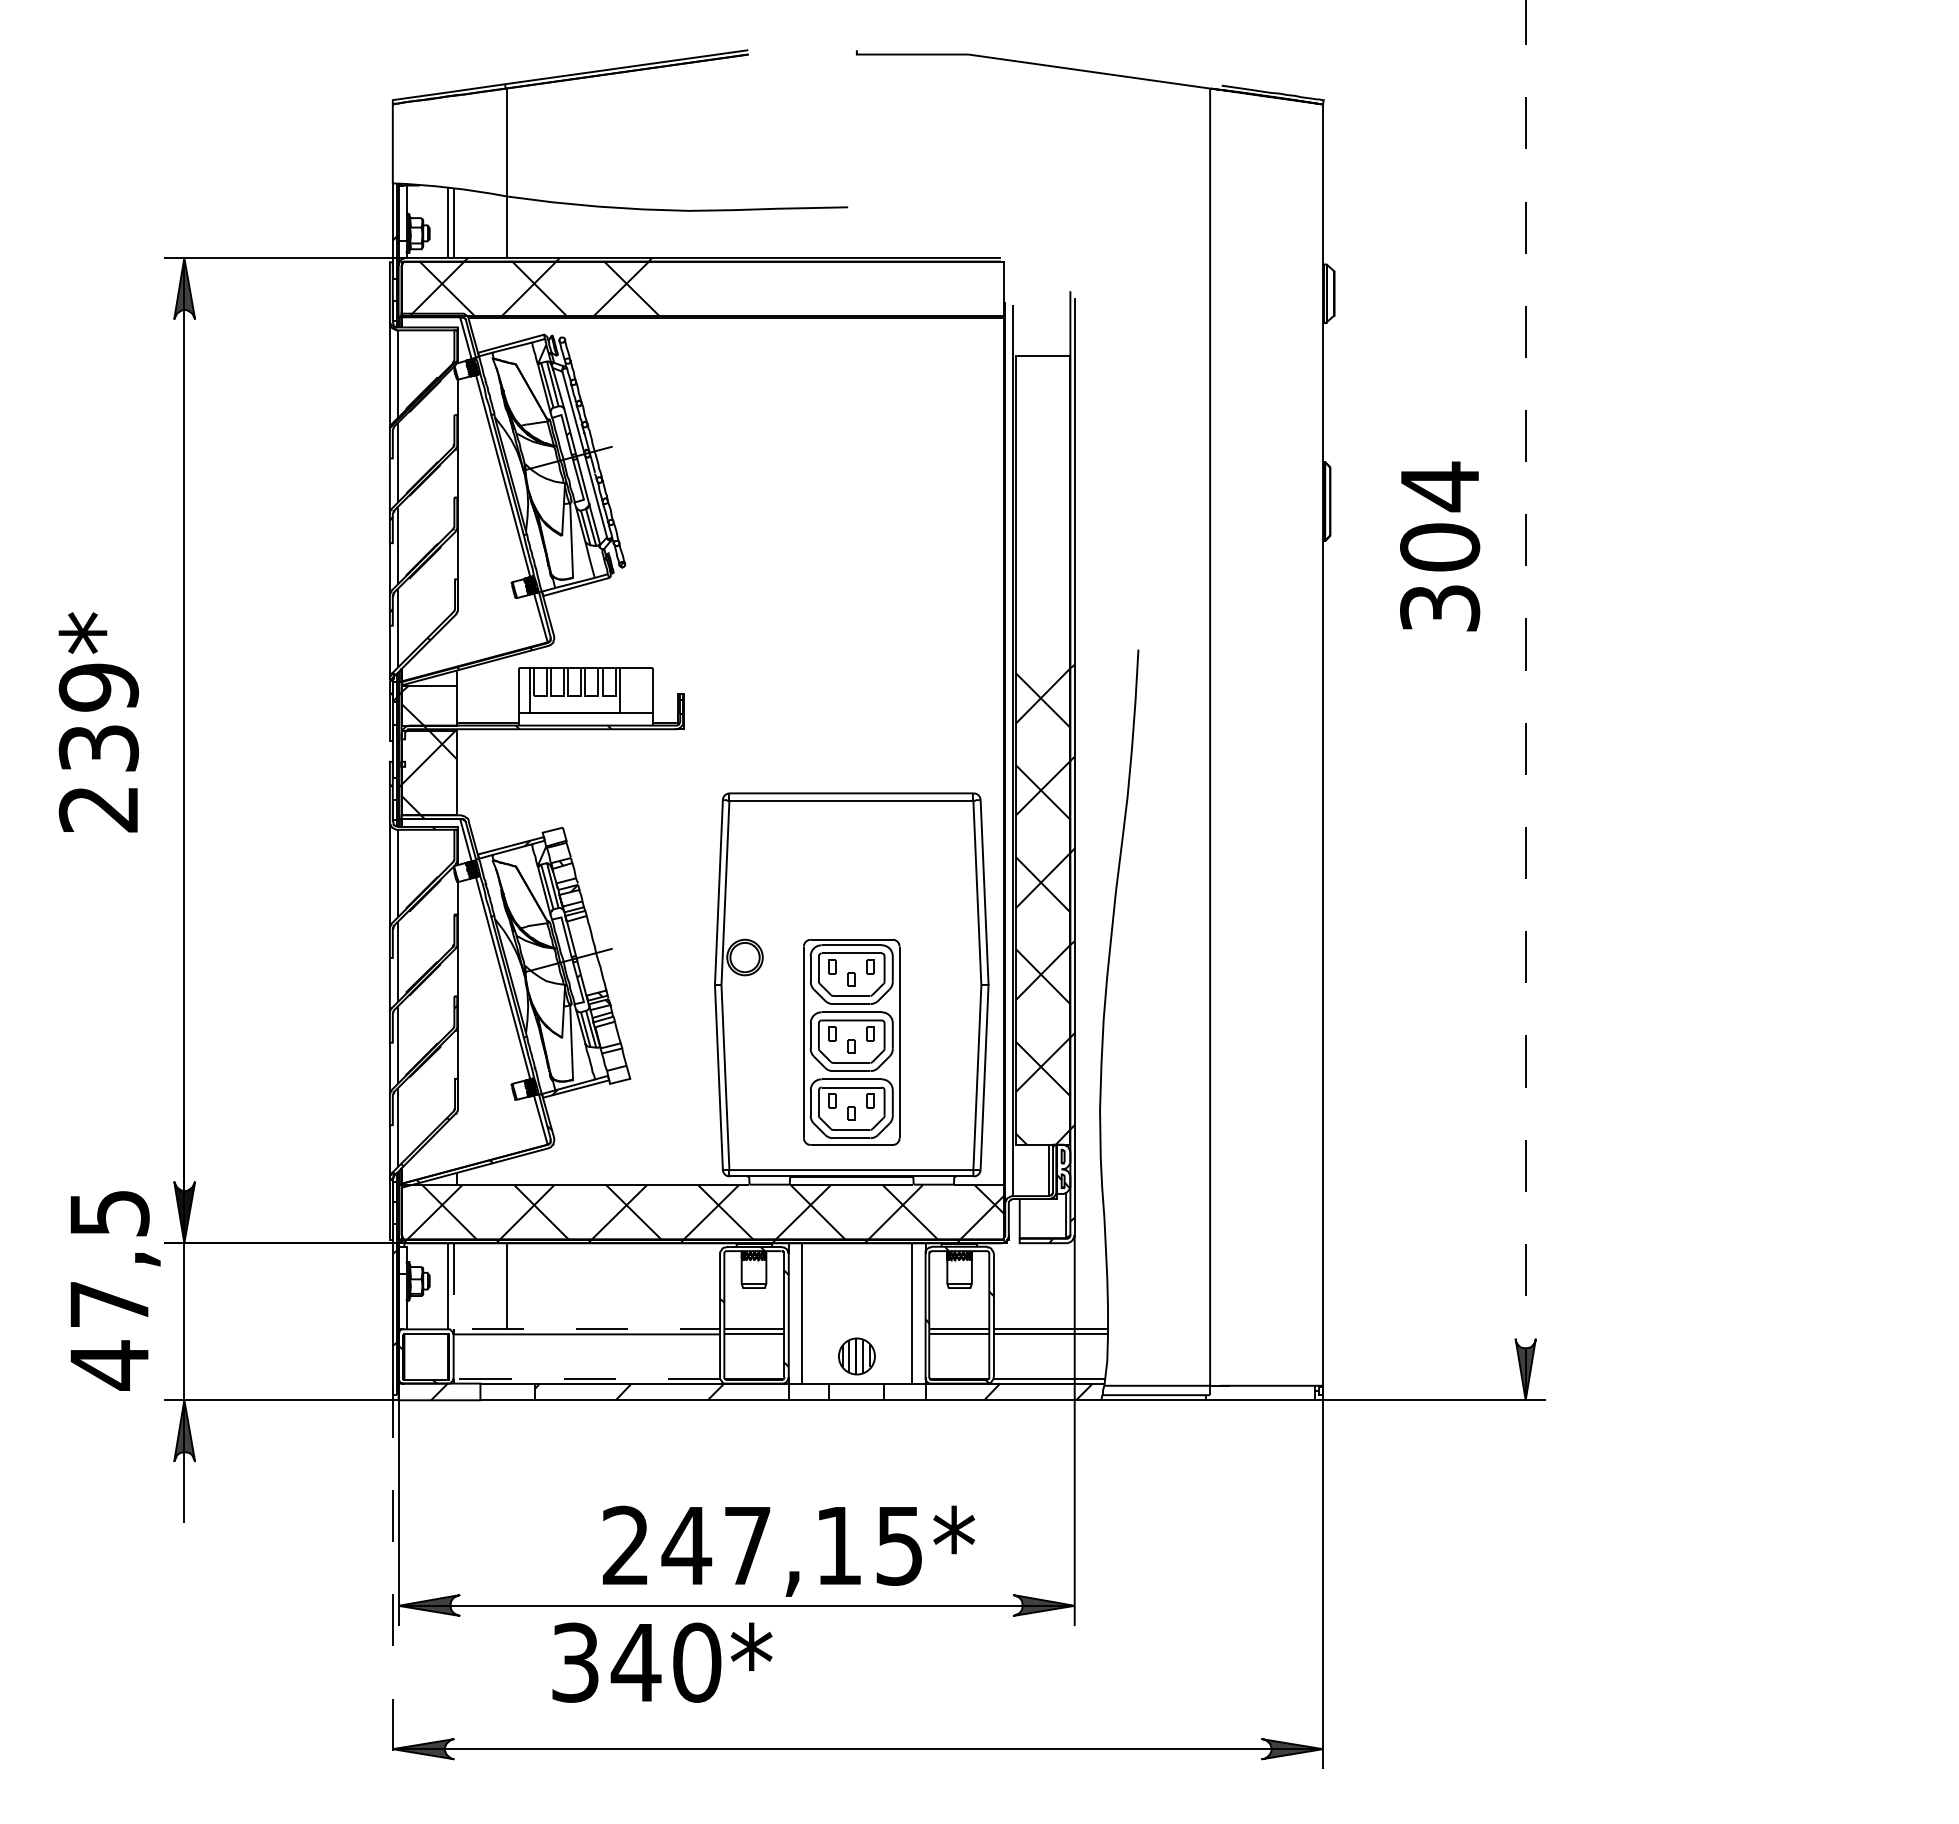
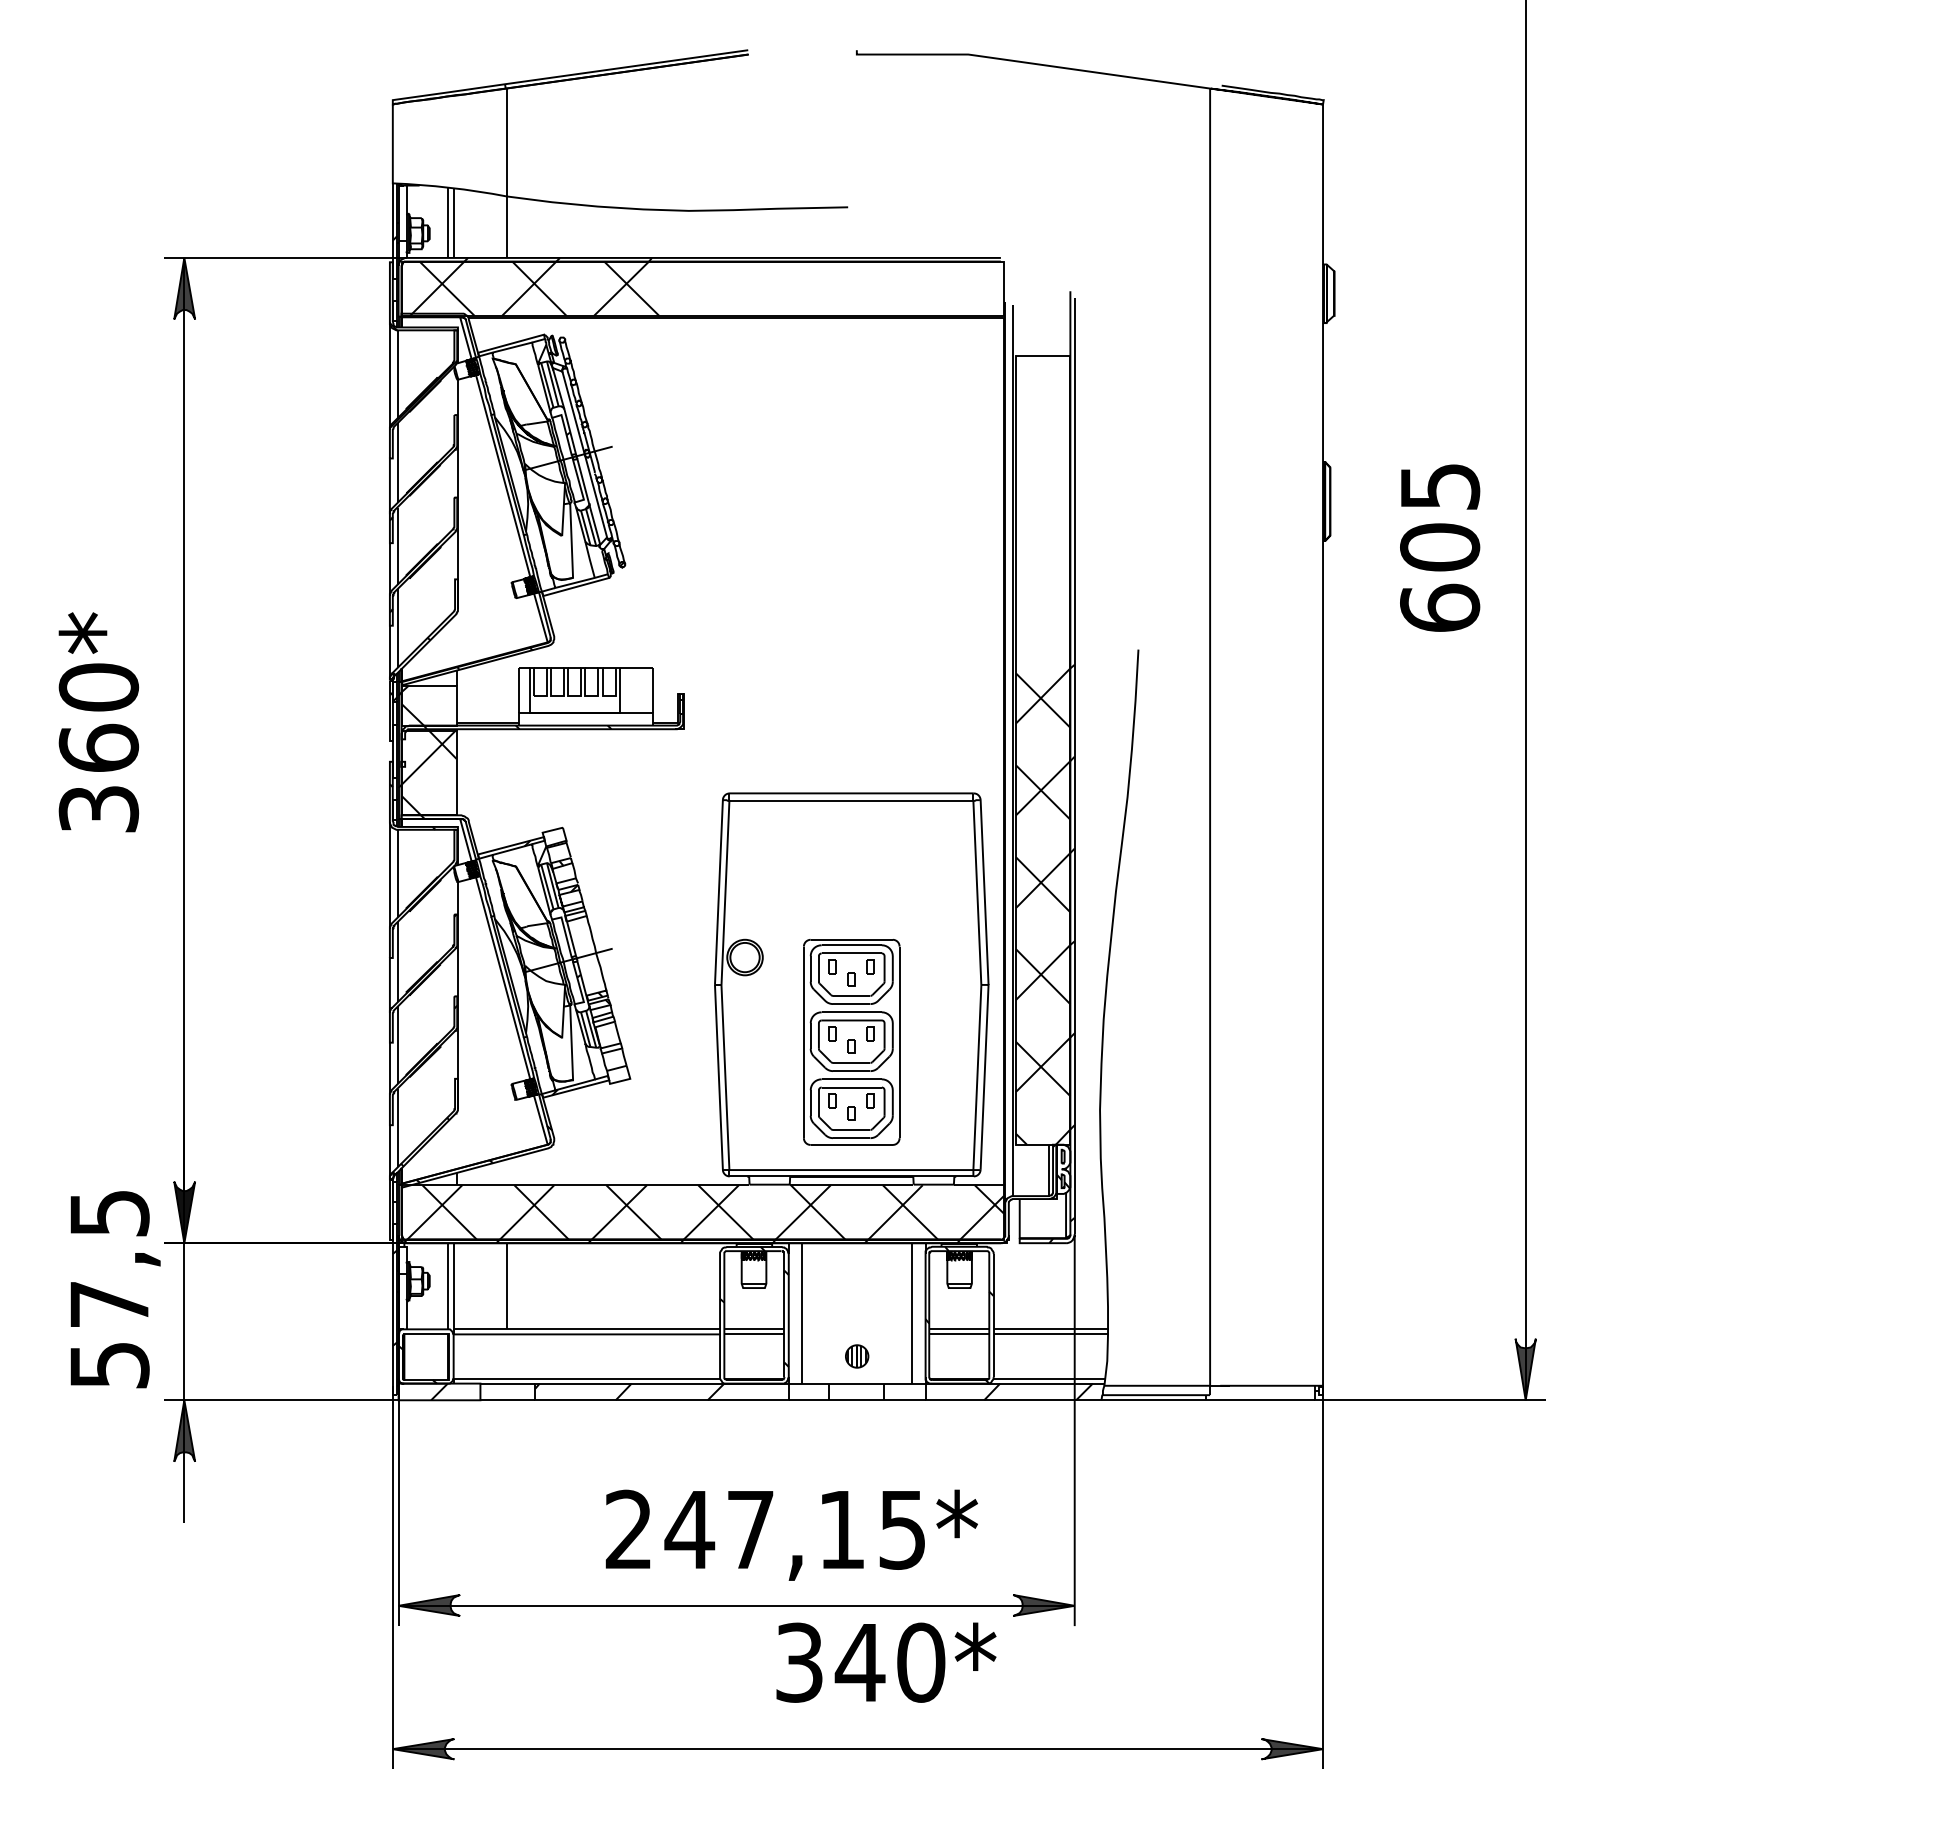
text: 304 -> 605 (1440, 546)
line: dashed -> solid (1525, 700)
text: 239* -> 360* (98, 747)
line: dashed -> solid (543, 1329)
part size: 38x39 px -> 25x25 px (857, 1356)
text: 47,5 -> 57,5 (109, 1365)
line: dashed -> solid (586, 1378)
text position: (788, 1550) -> (791, 1534) (791, 1534)
line: dashed -> solid (392, 1577)
text position: (662, 1662) -> (886, 1662) (886, 1662)
